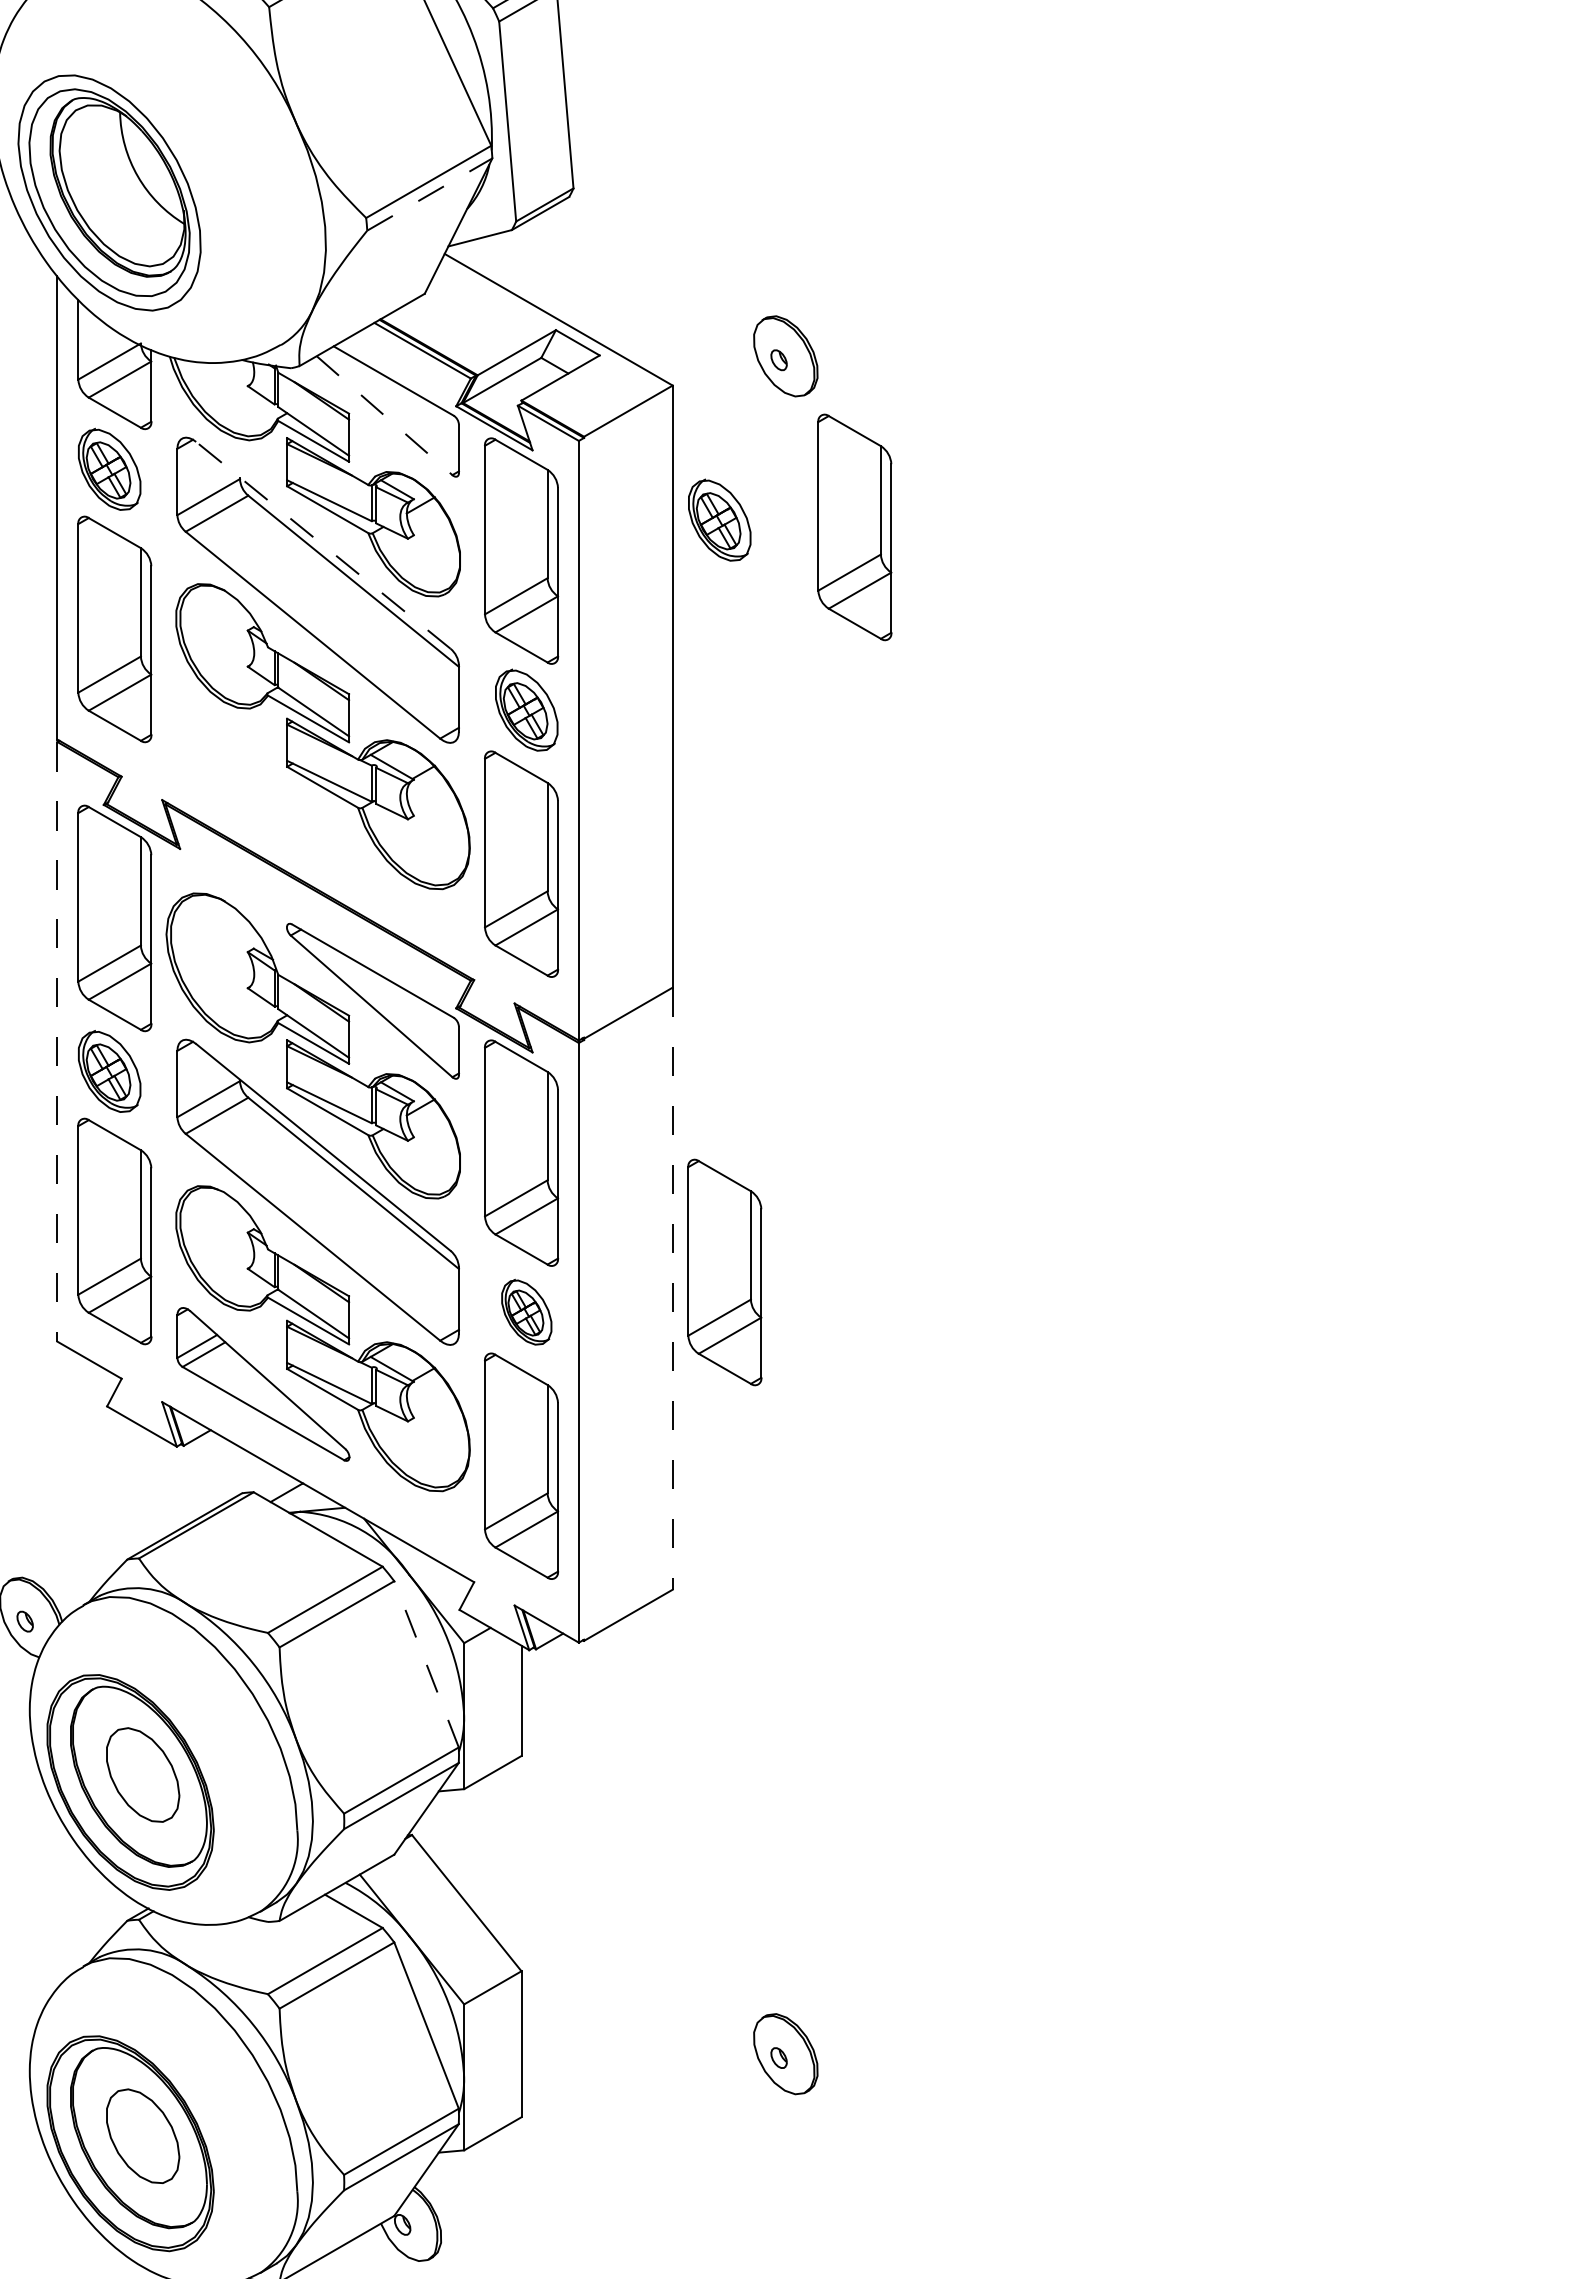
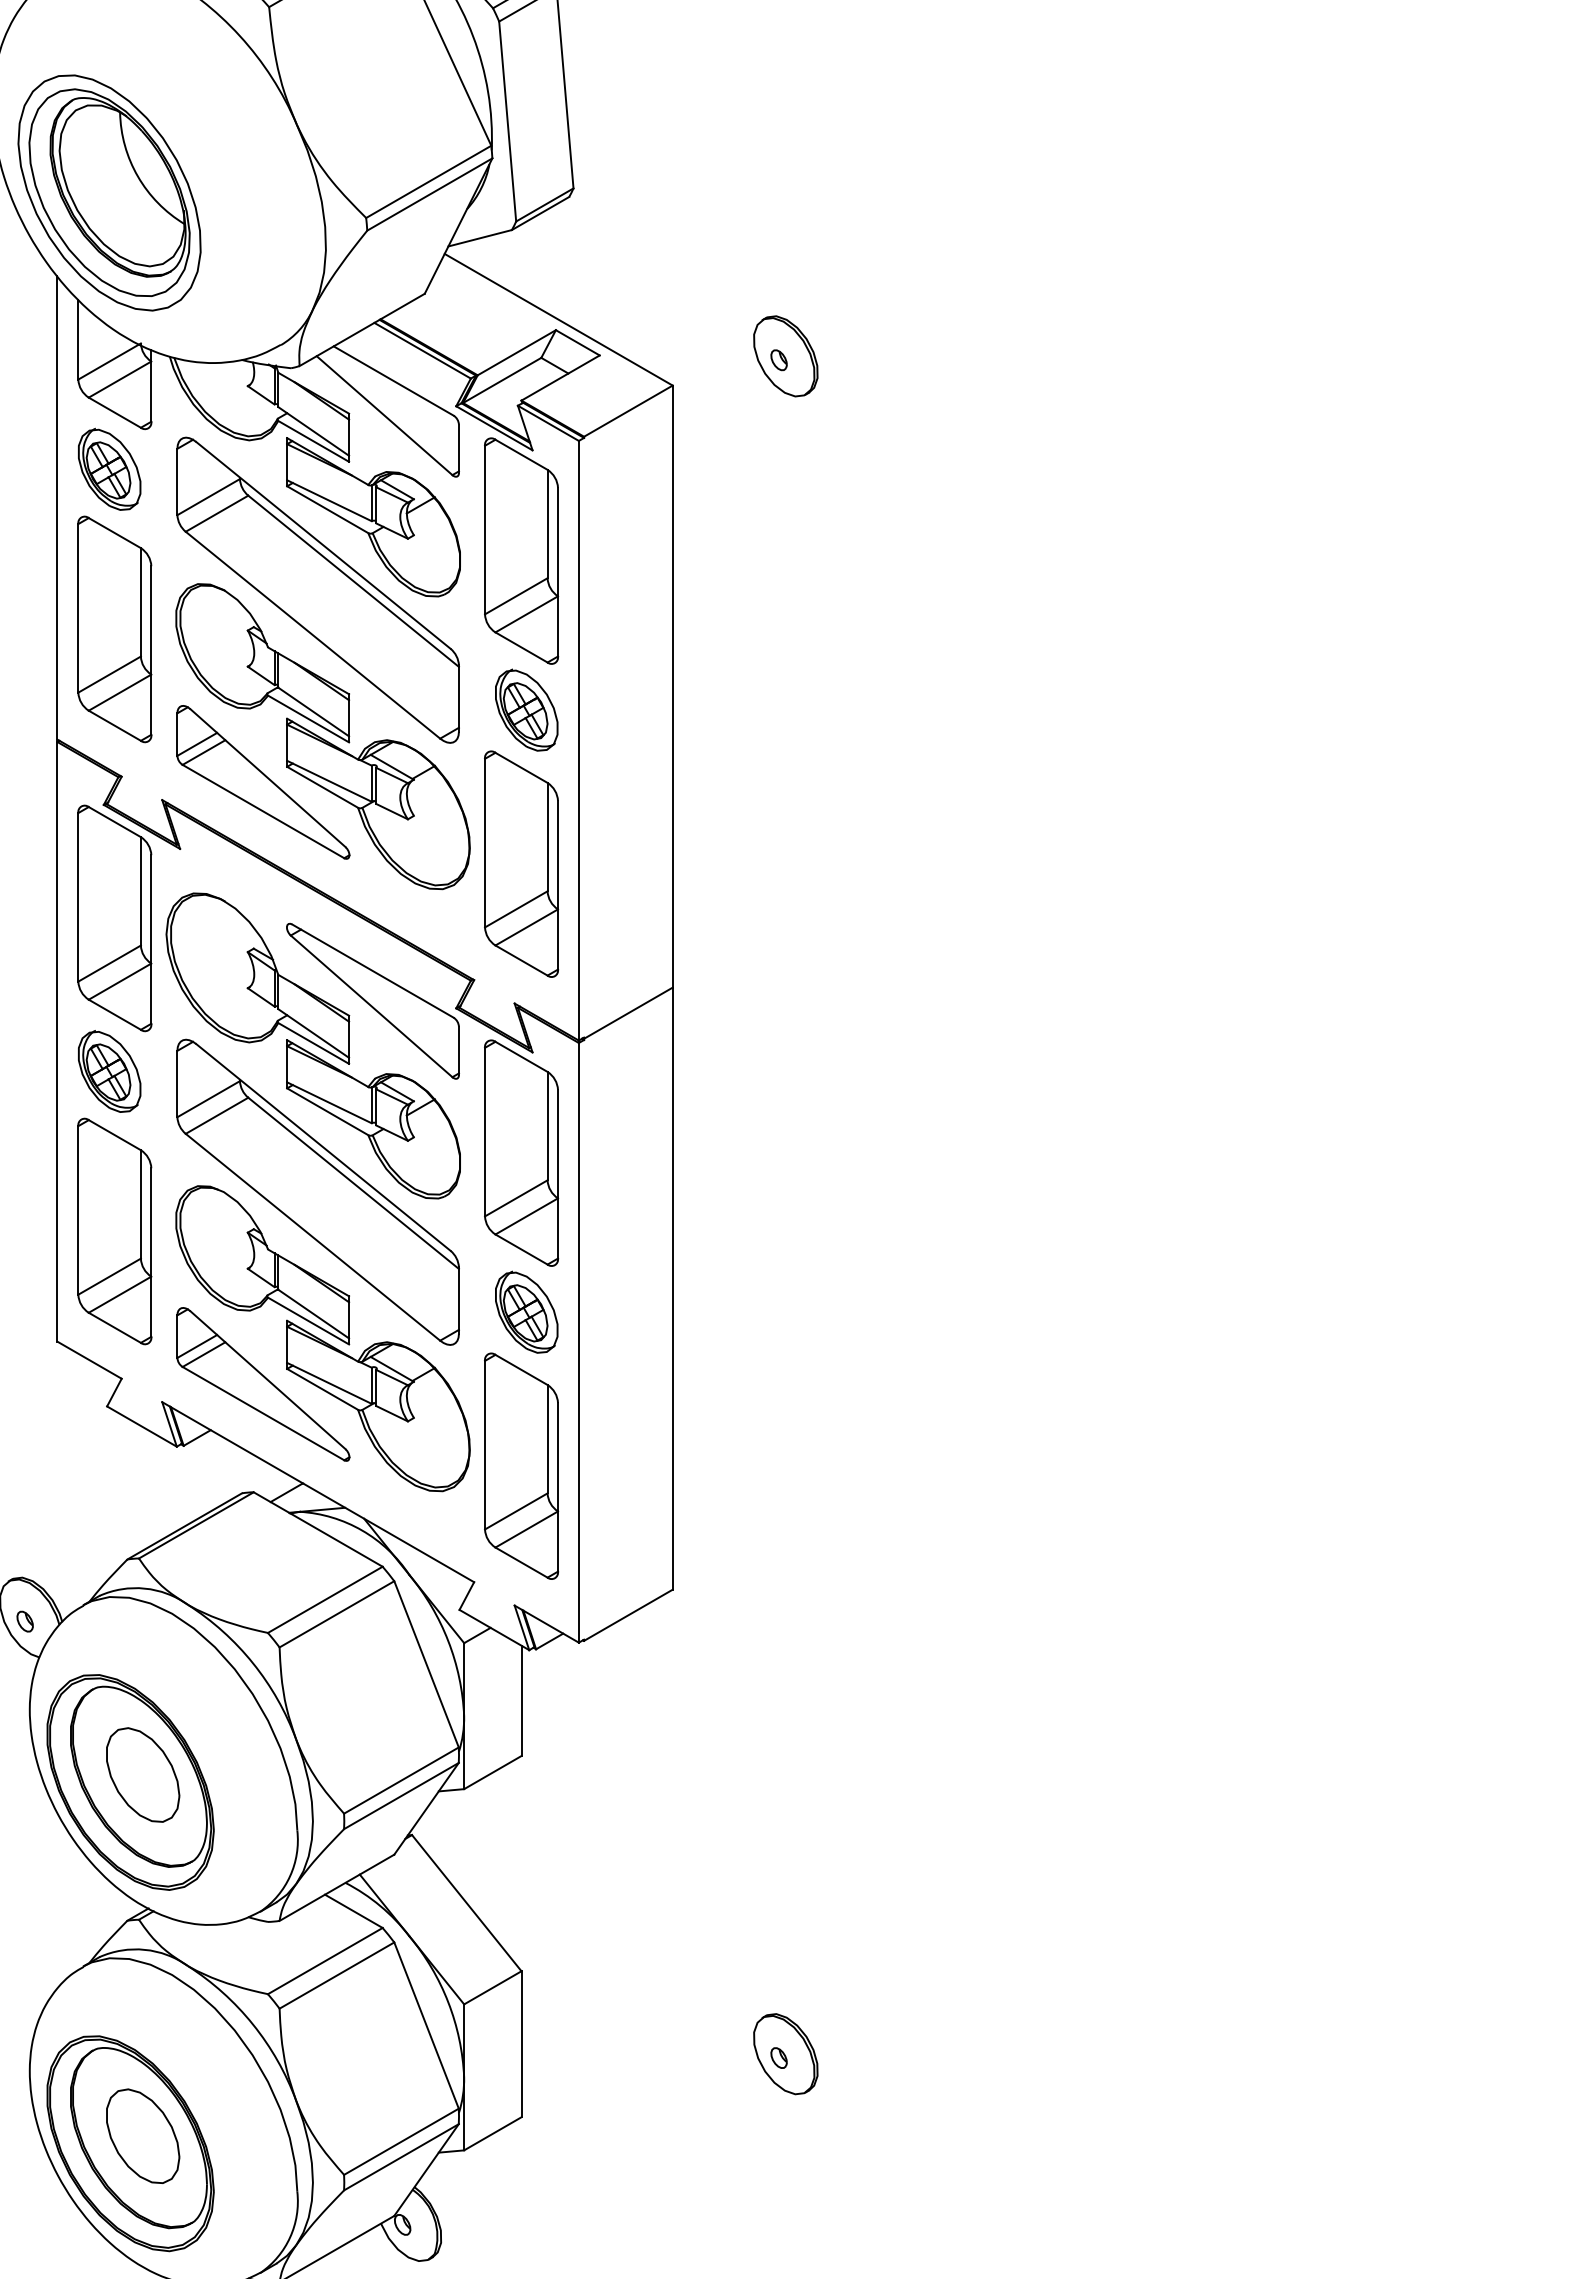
line: dashed -> solid (430, 194)
line: dashed -> solid (384, 415)
part: present -> none (719, 519)
part: present -> none (854, 527)
line: dashed -> solid (323, 545)
part: none -> present (263, 782)
line: dashed -> solid (57, 1041)
part: present -> none (724, 1272)
line: dashed -> solid (672, 1289)
part size: 52x68 px -> 64x84 px (526, 1311)
line: dashed -> solid (426, 1663)
